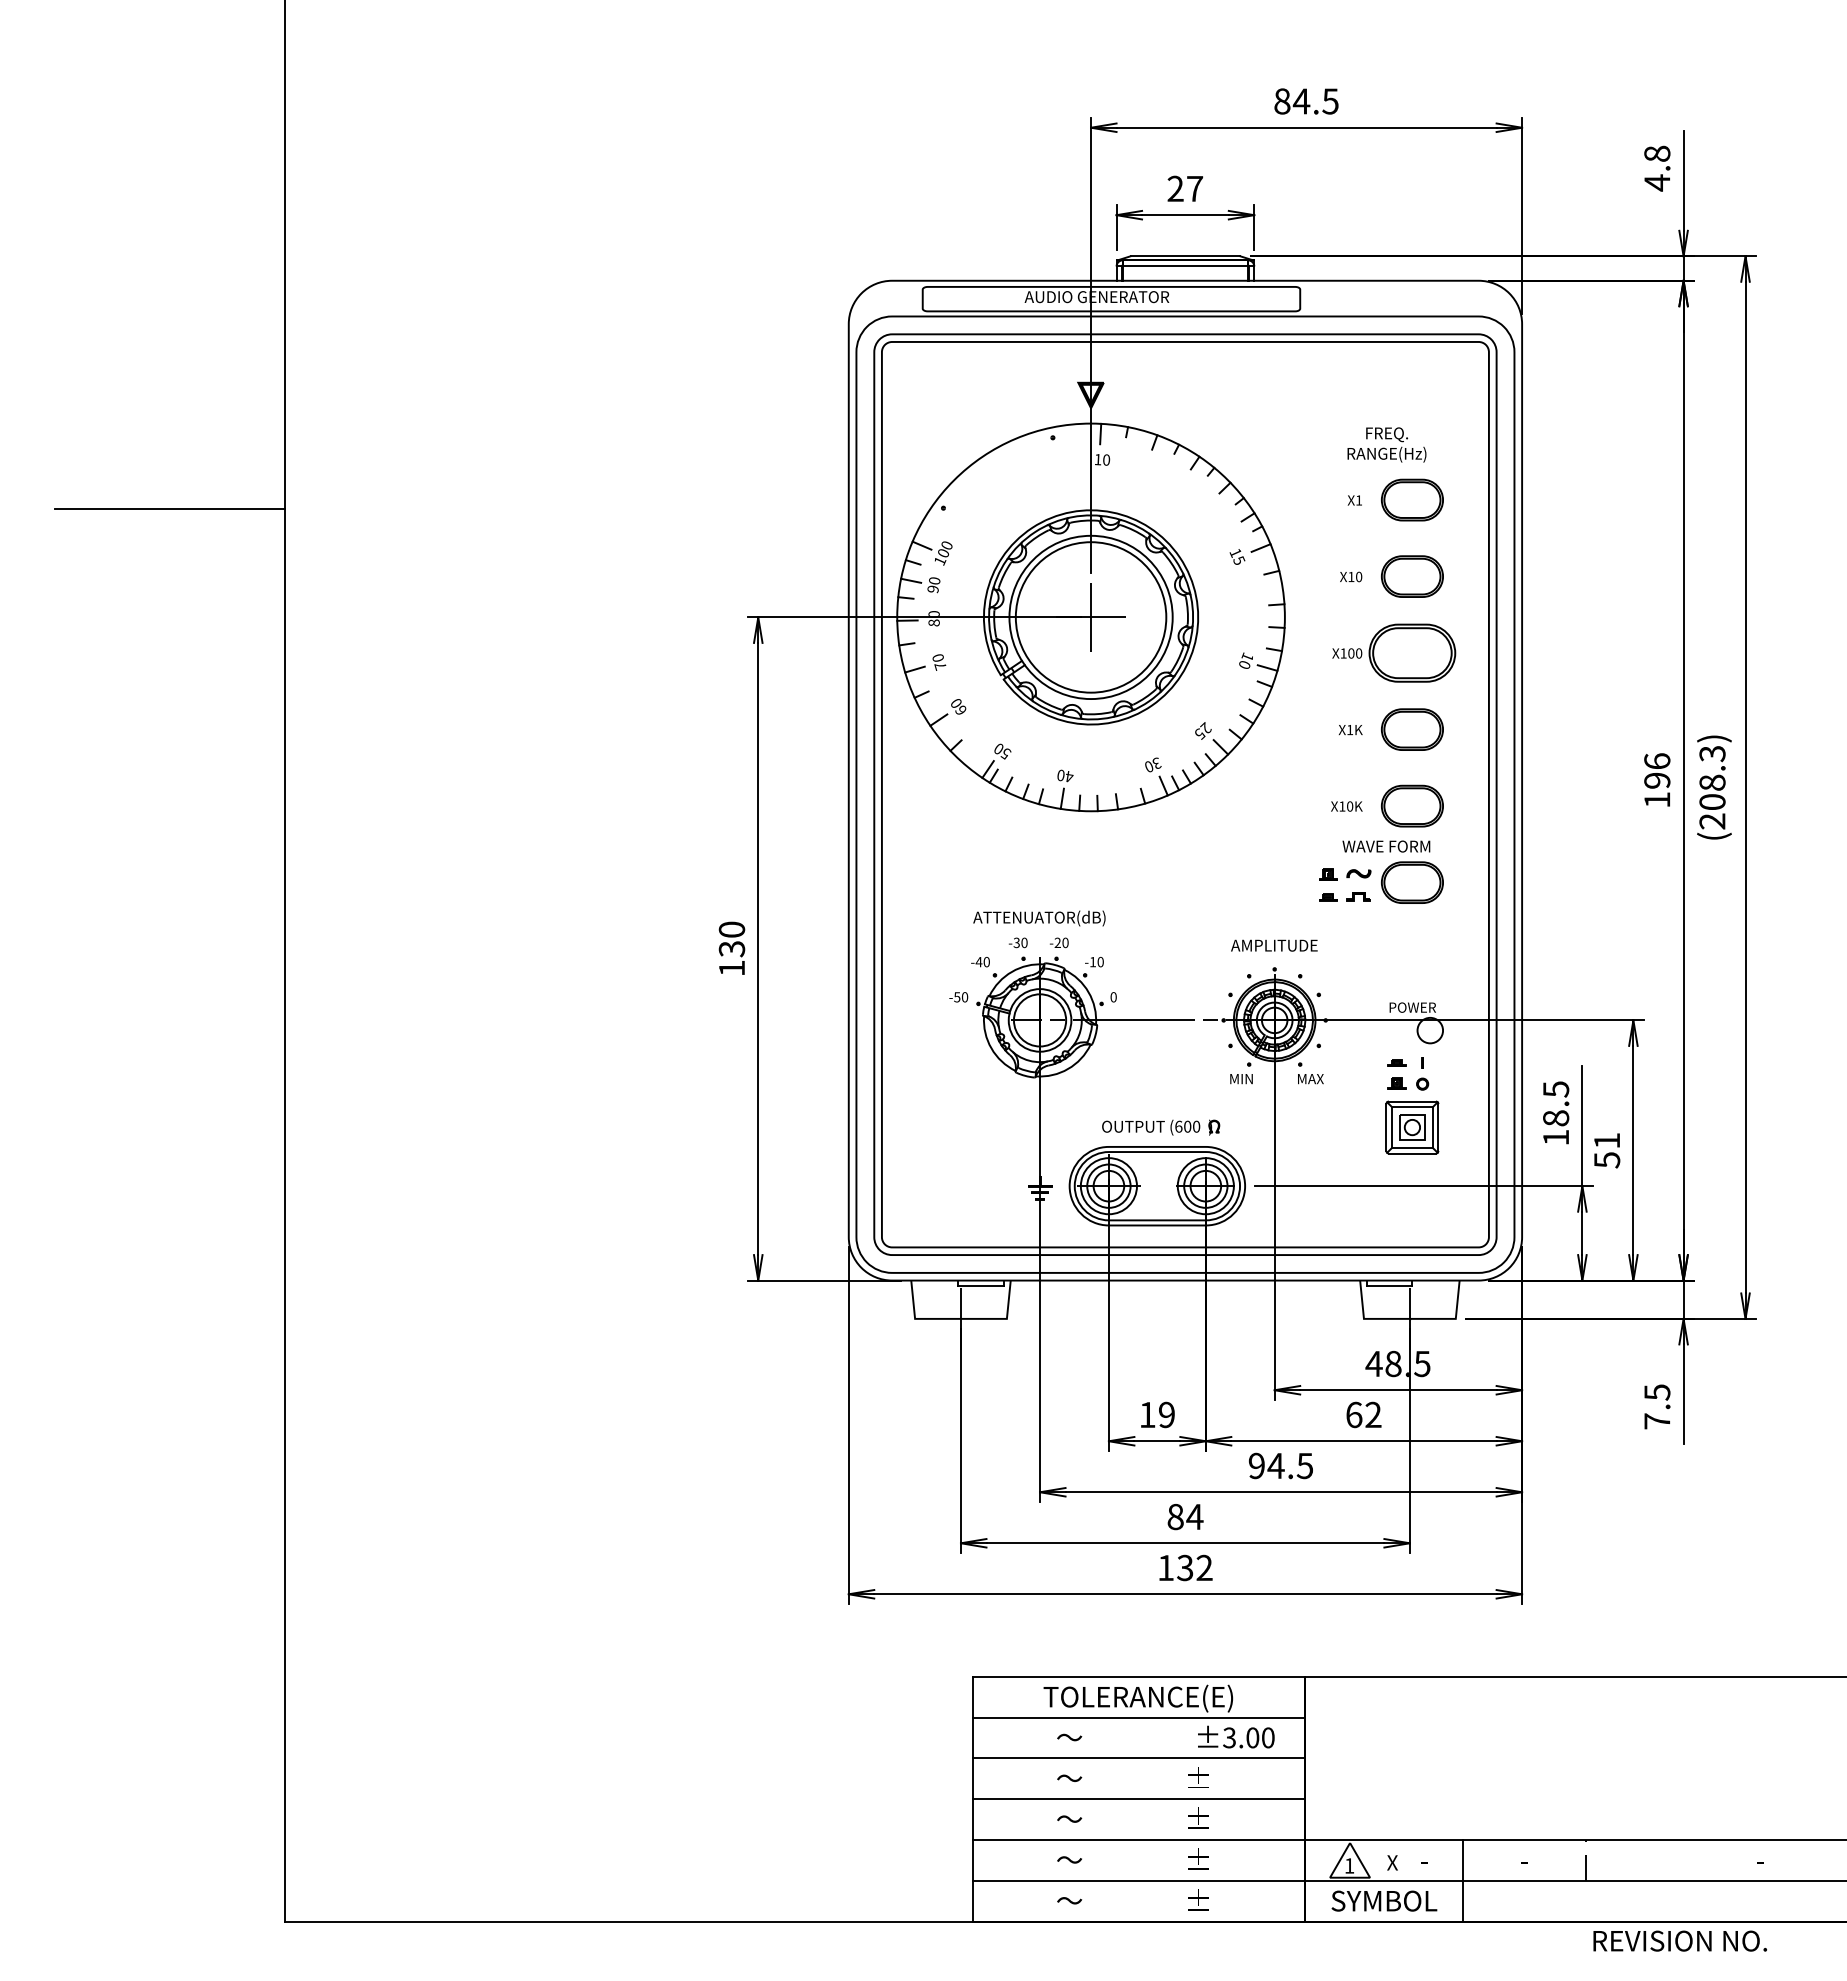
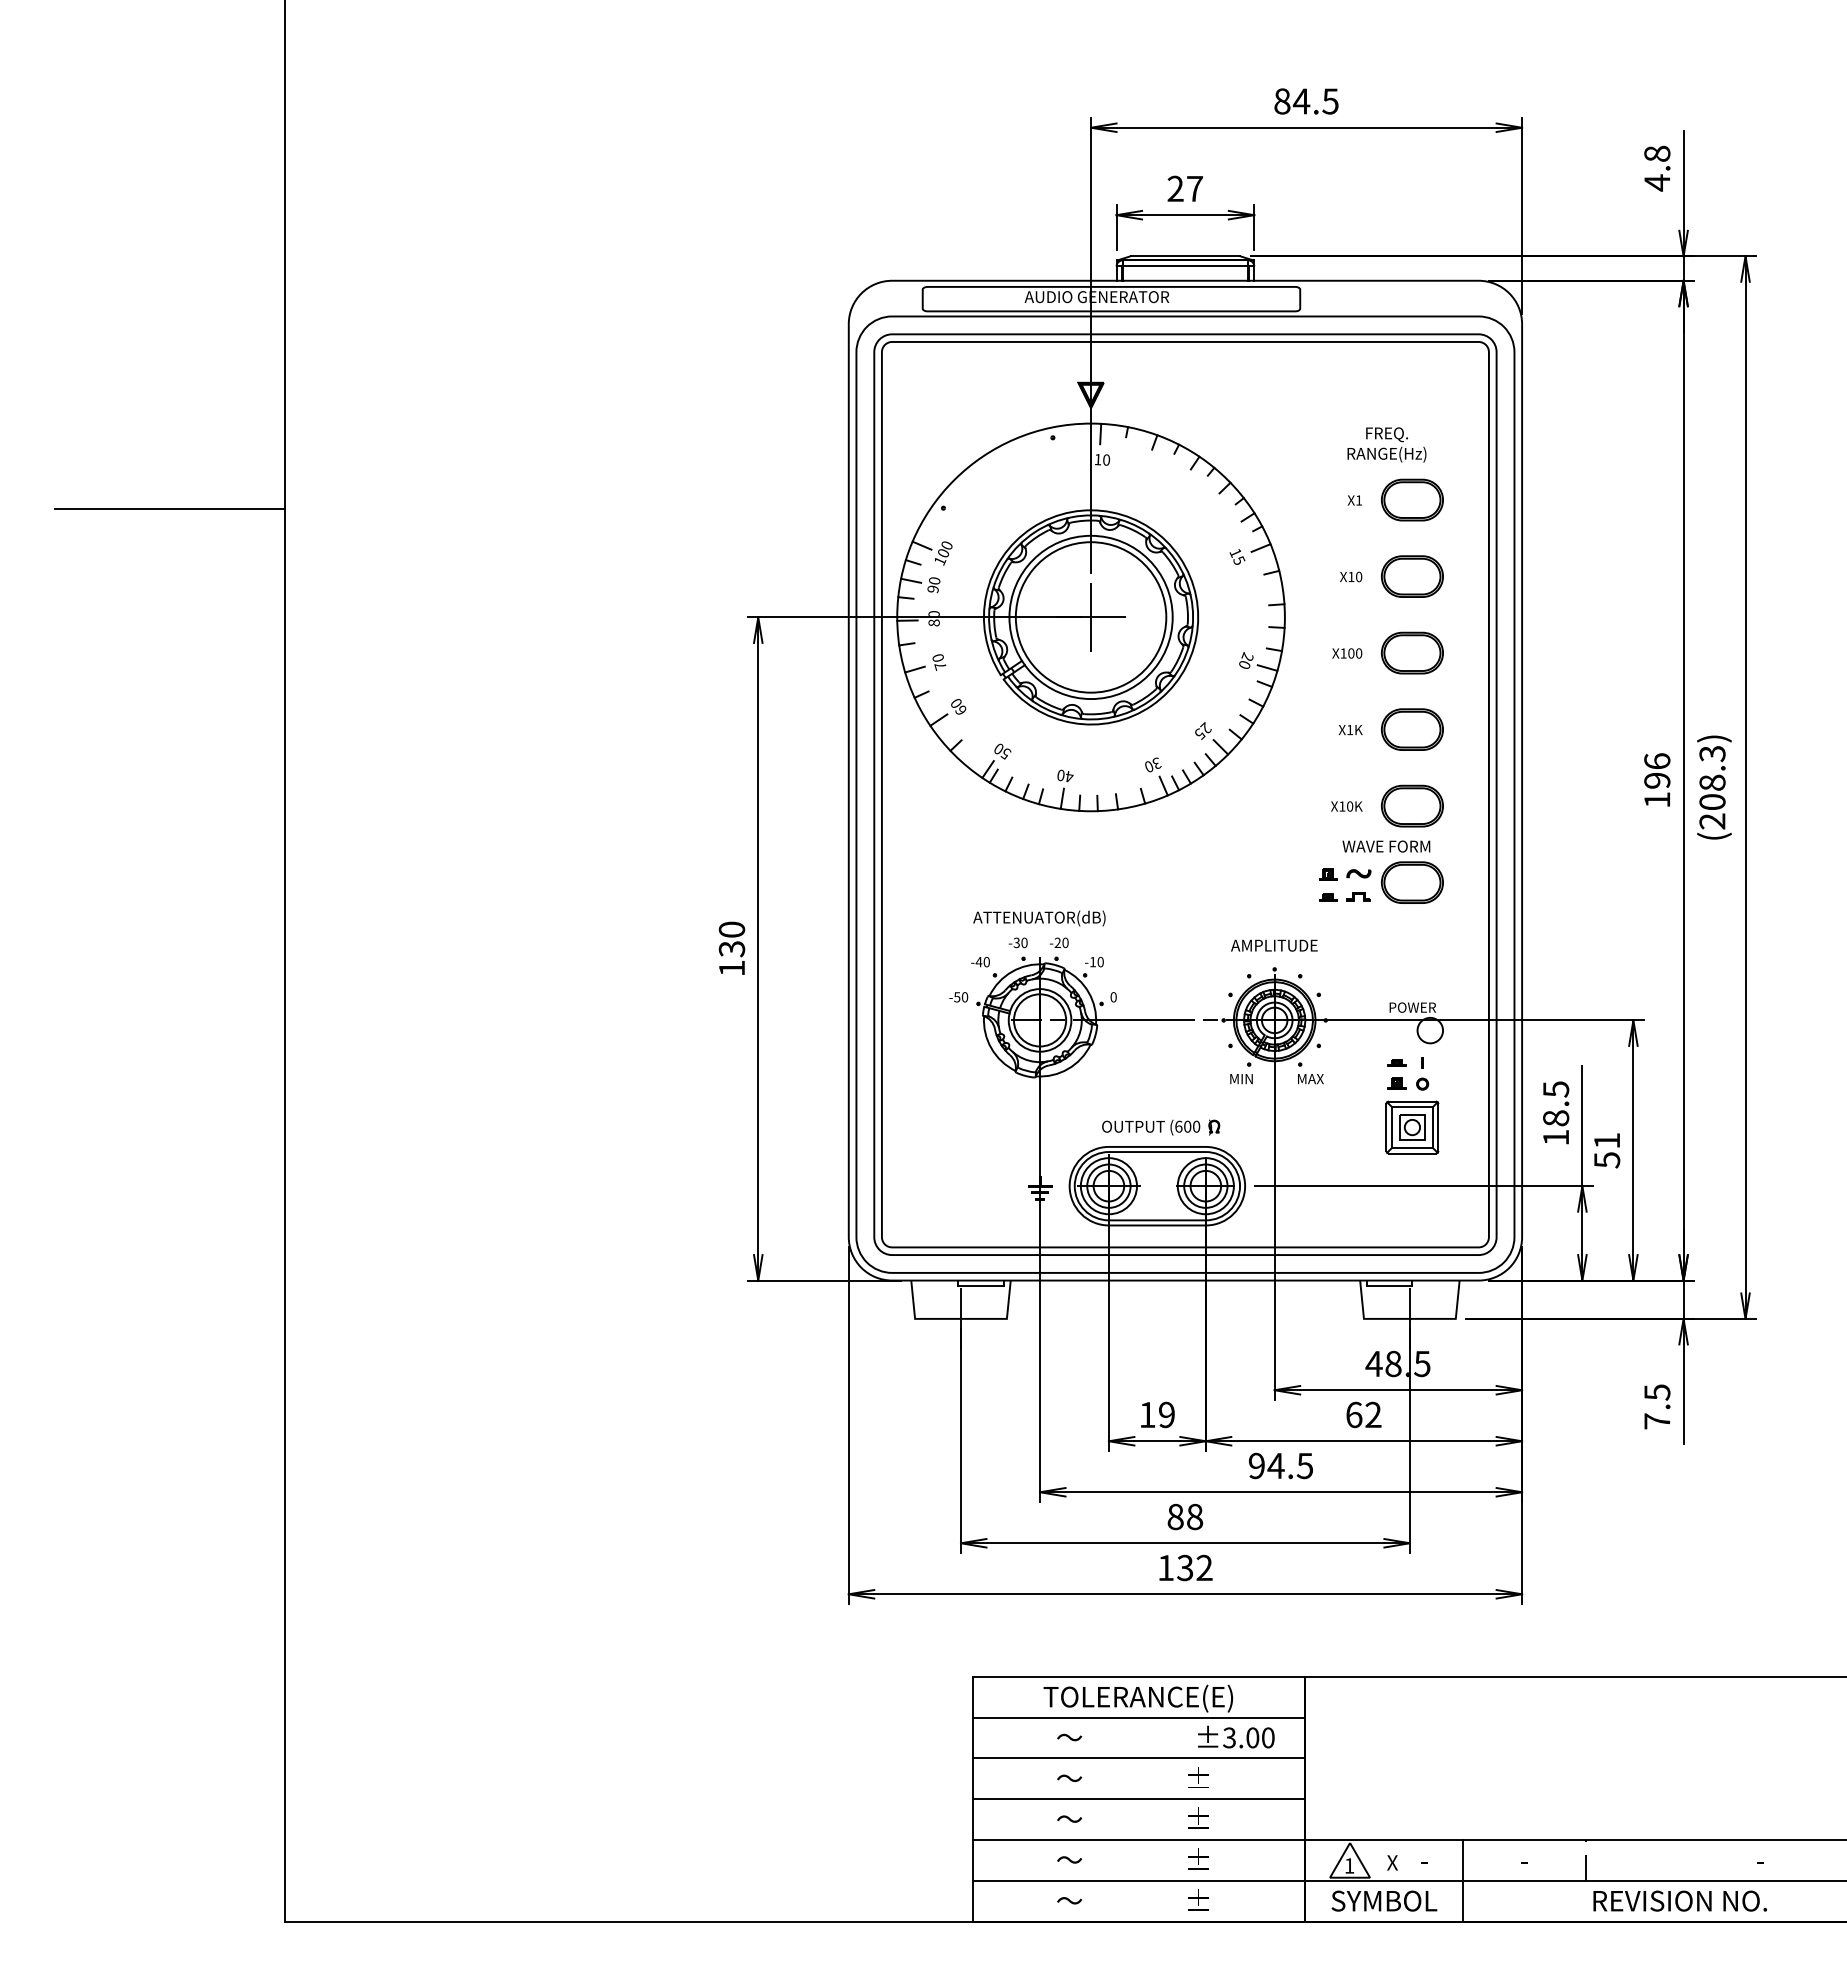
part size: 89x60 px -> 63x44 px (1412, 652)
text: 10 -> 20 (1247, 656)
text: 84 -> 88 (1194, 1516)
text position: (1679, 1940) -> (1679, 1900) (1679, 1900)
